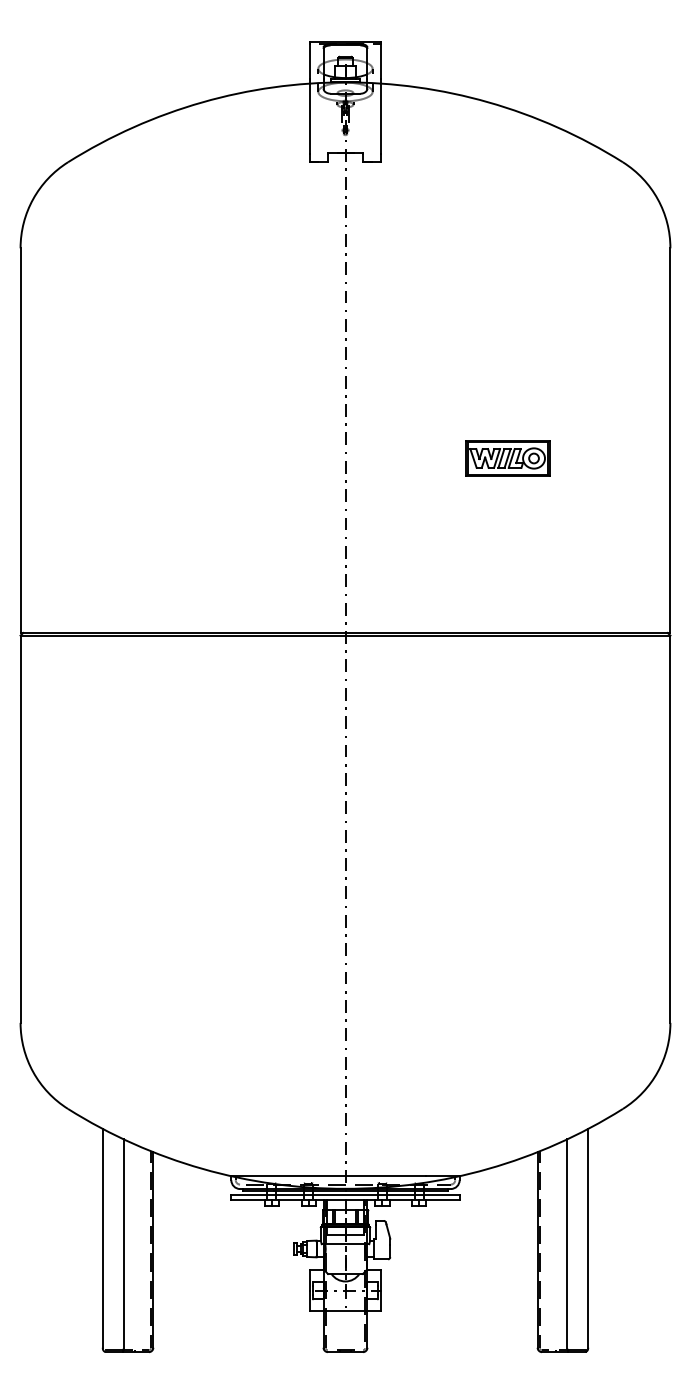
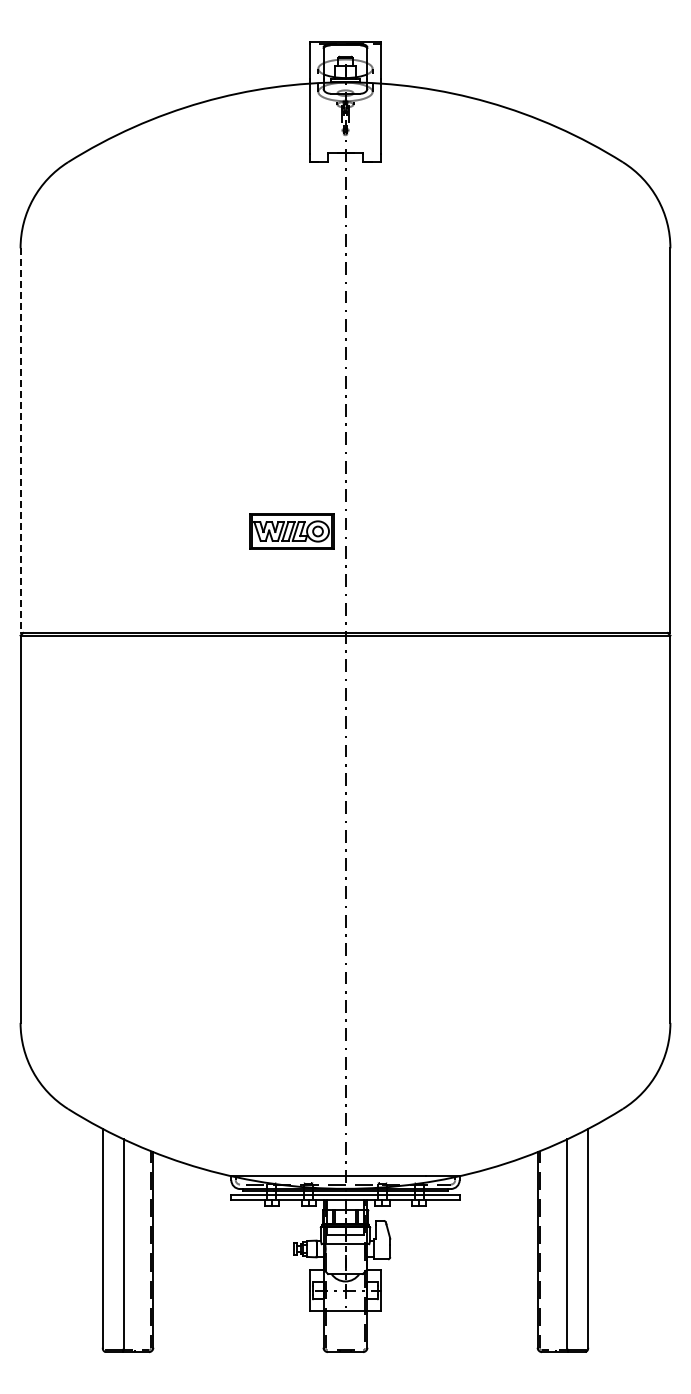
line: solid -> dashed (20, 441)
part position: (507, 458) -> (291, 531) (291, 531)
